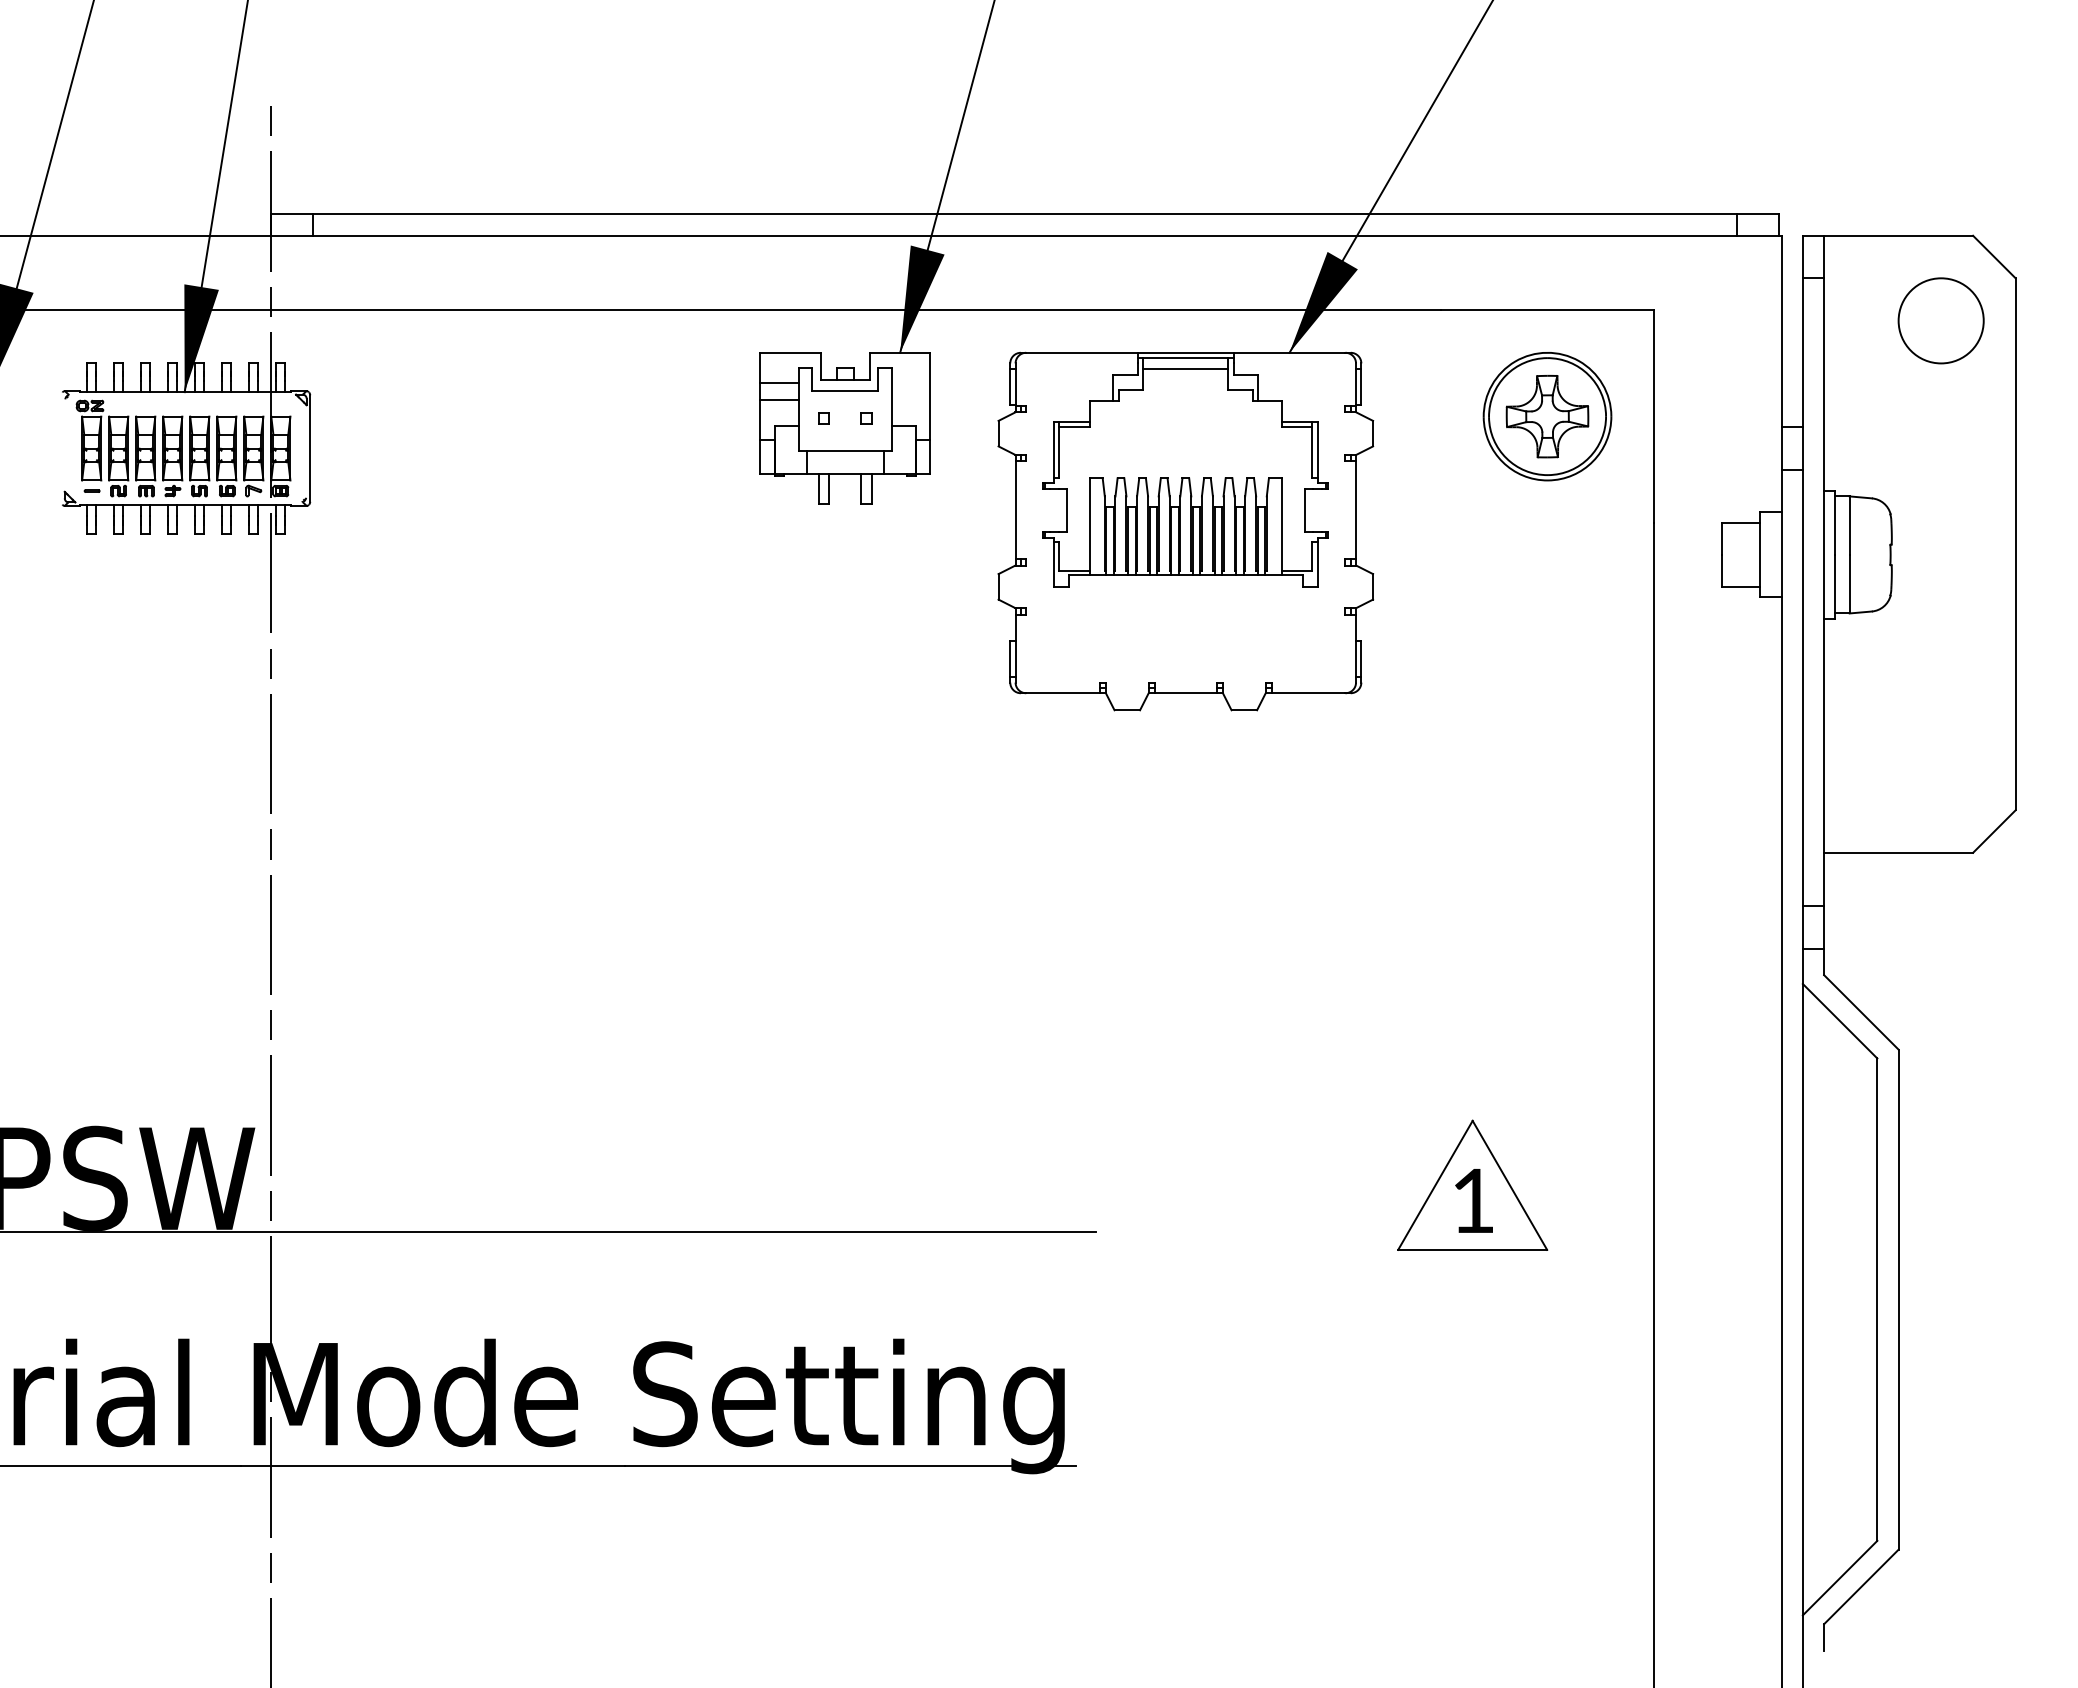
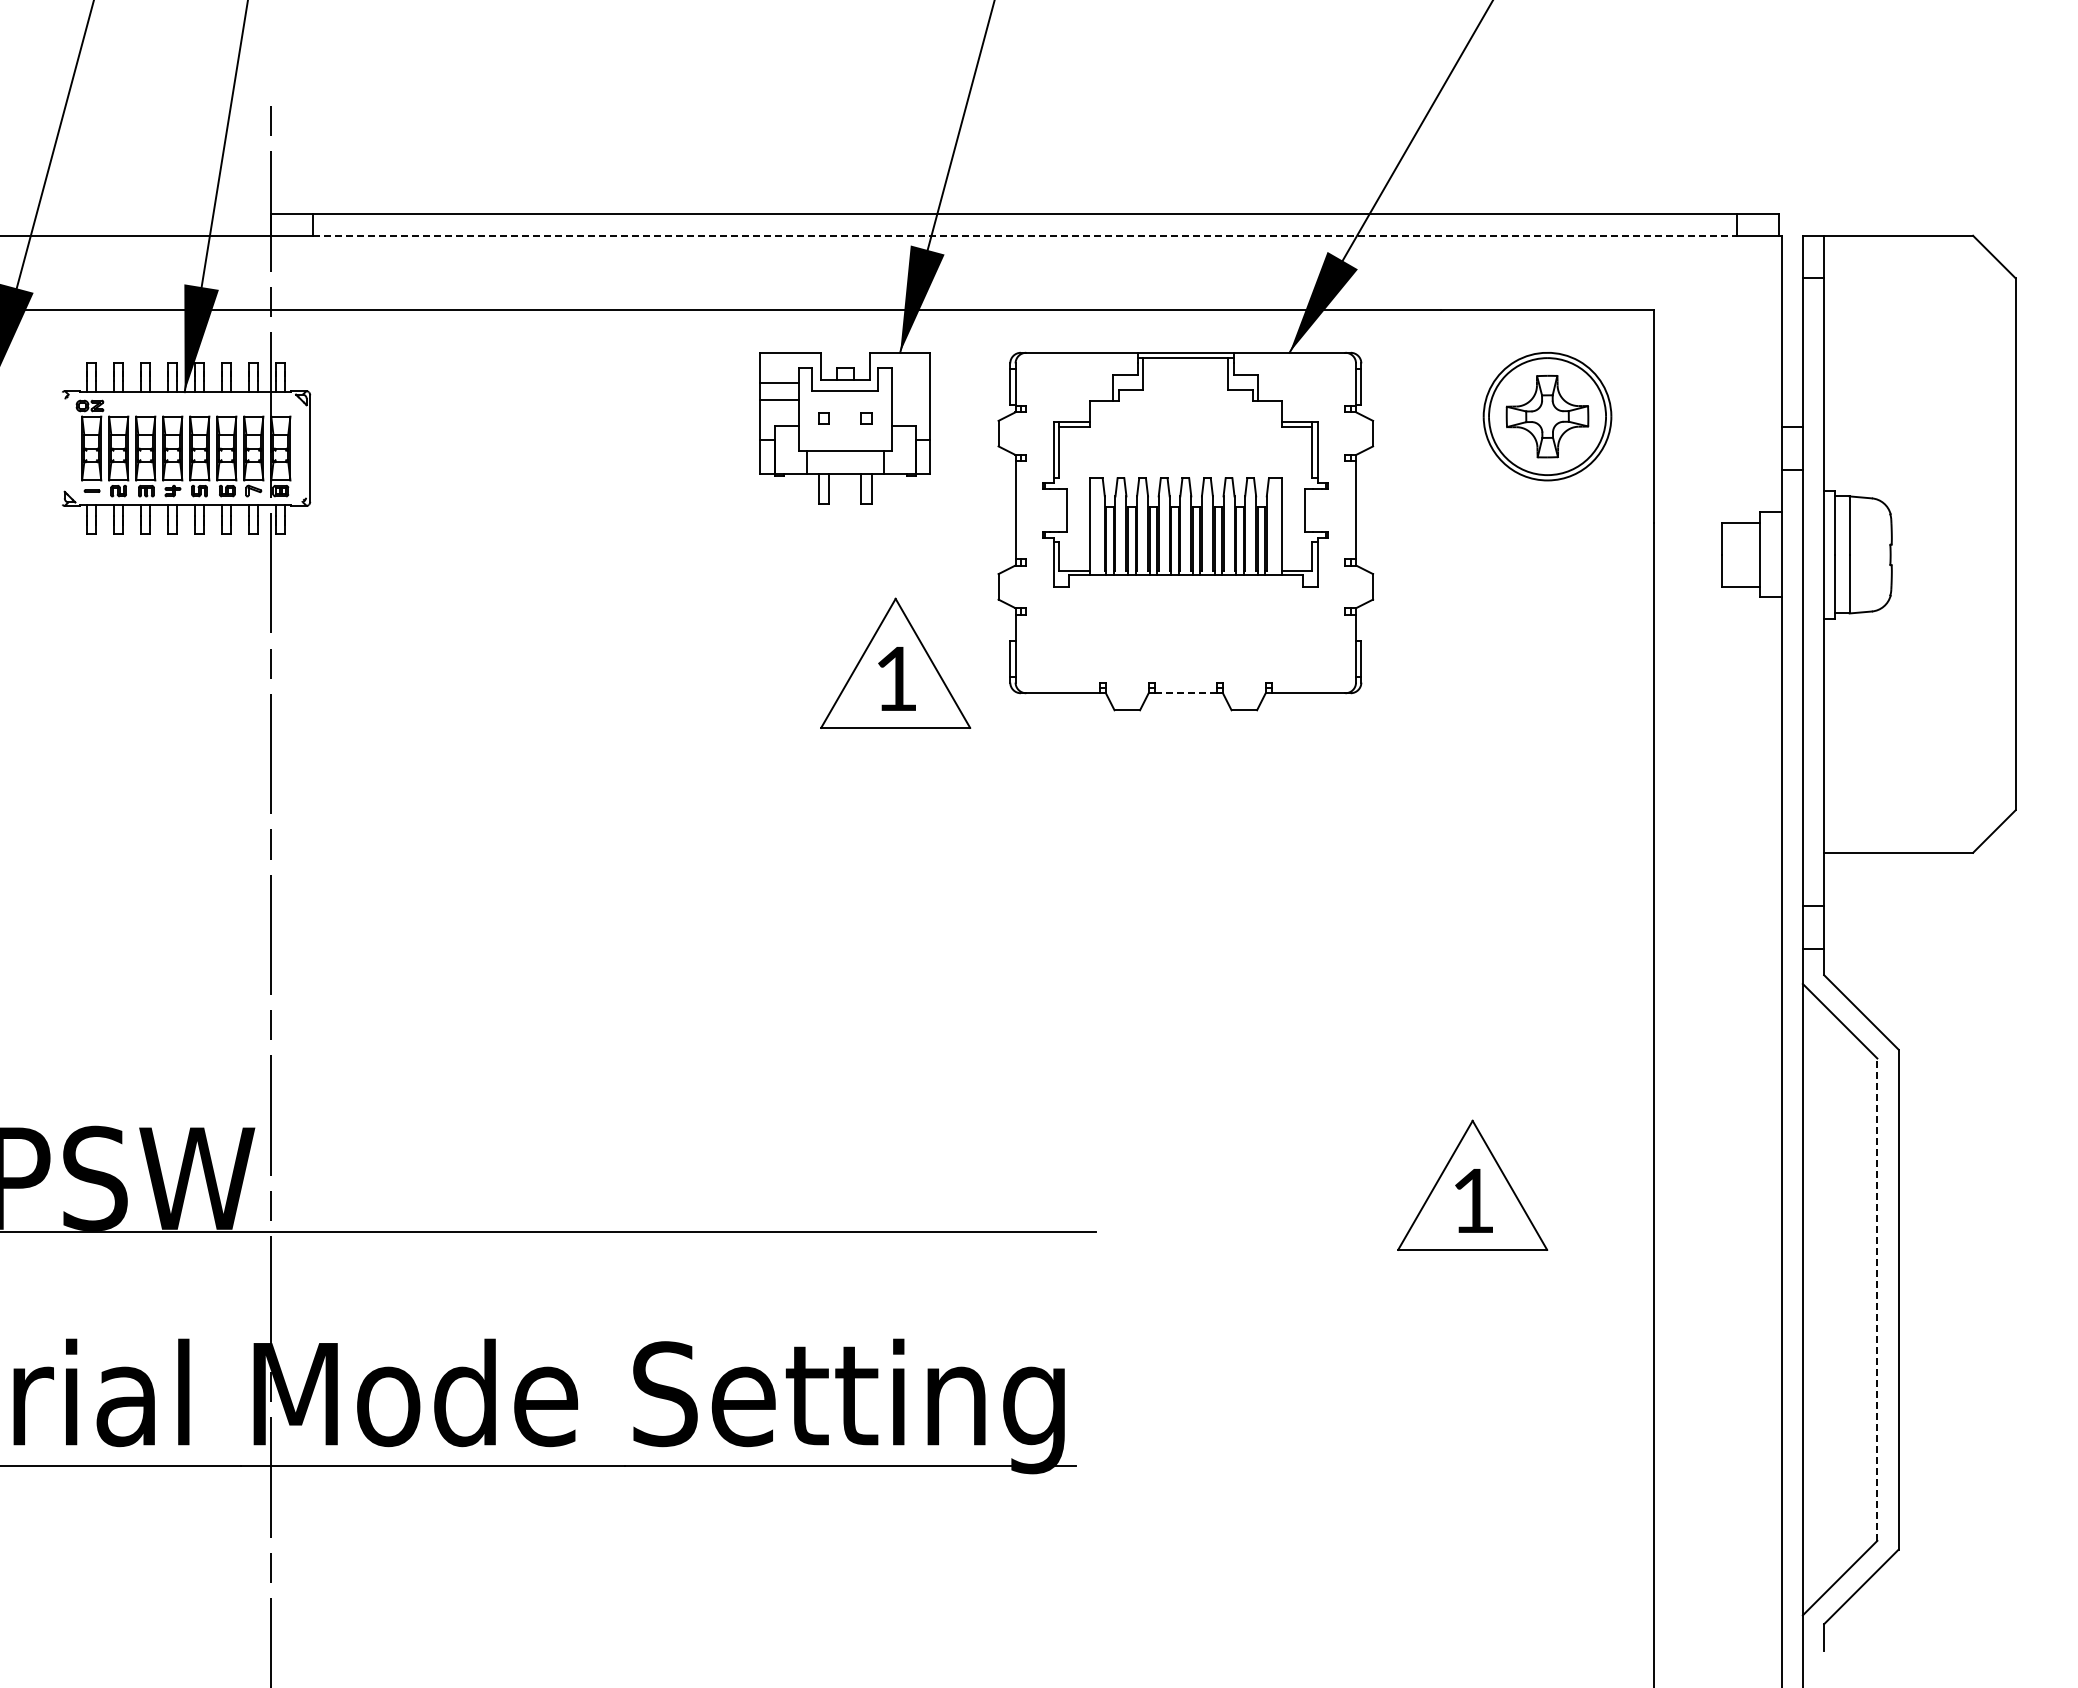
line: solid -> dashed (1025, 235)
circle: present -> none (1940, 320)
line: present -> none (1185, 368)
part: none -> present (895, 662)
line: solid -> dashed (1185, 693)
line: solid -> dashed (1877, 1299)
